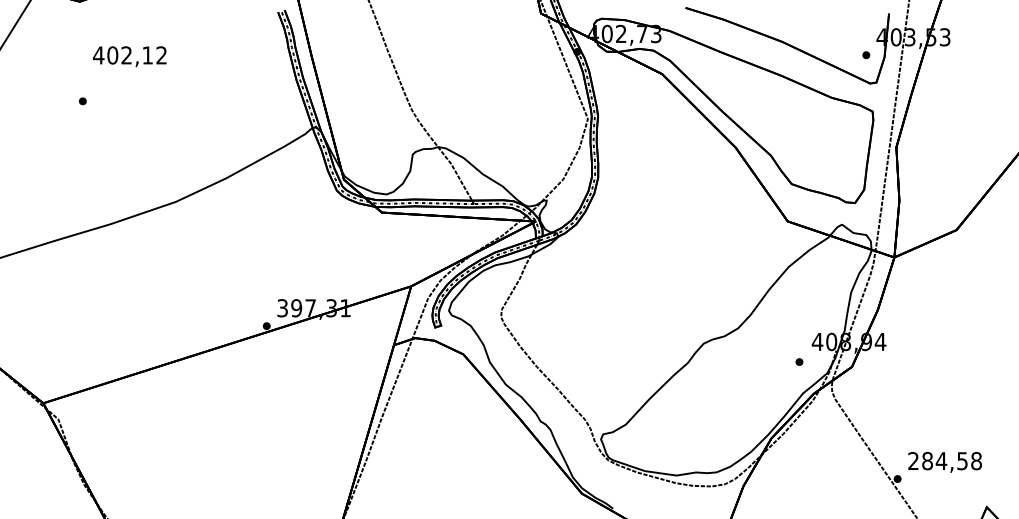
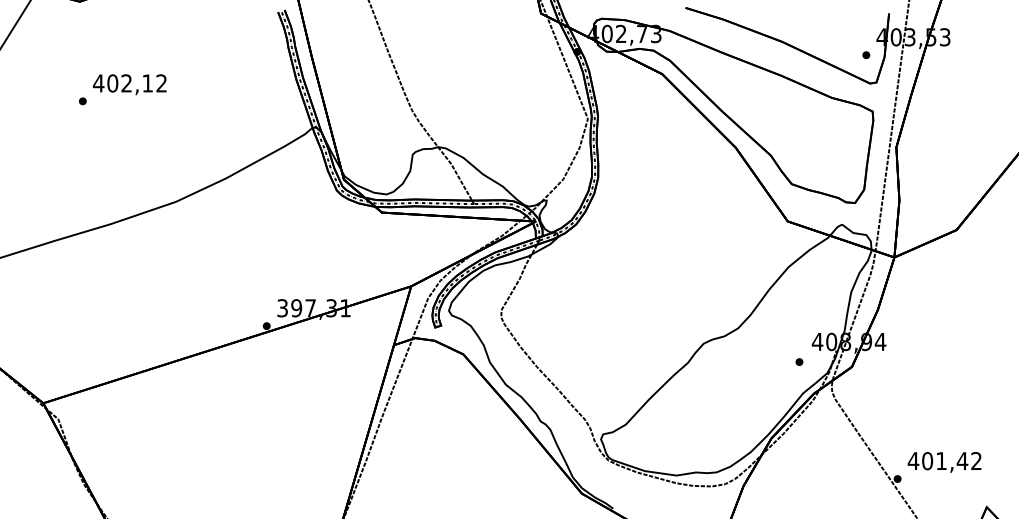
text position: (129, 56) -> (129, 84) (129, 84)
text: 284,58 -> 401,42 (944, 461)
